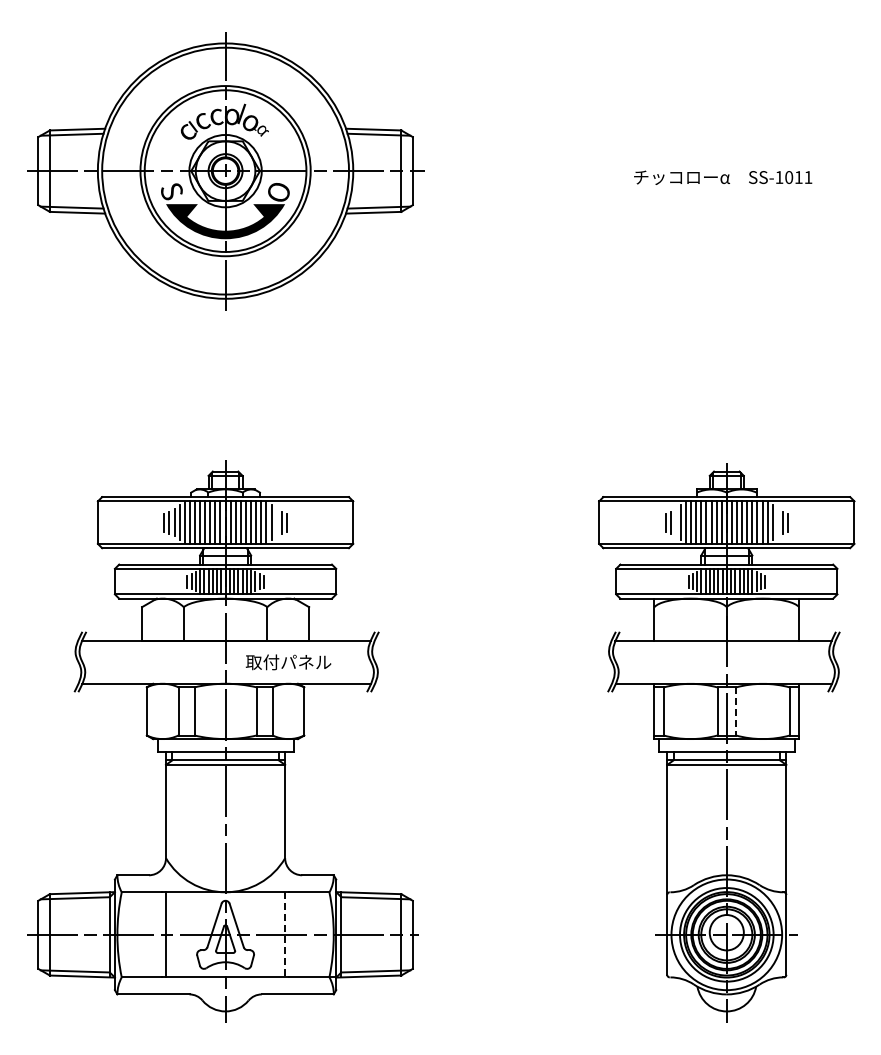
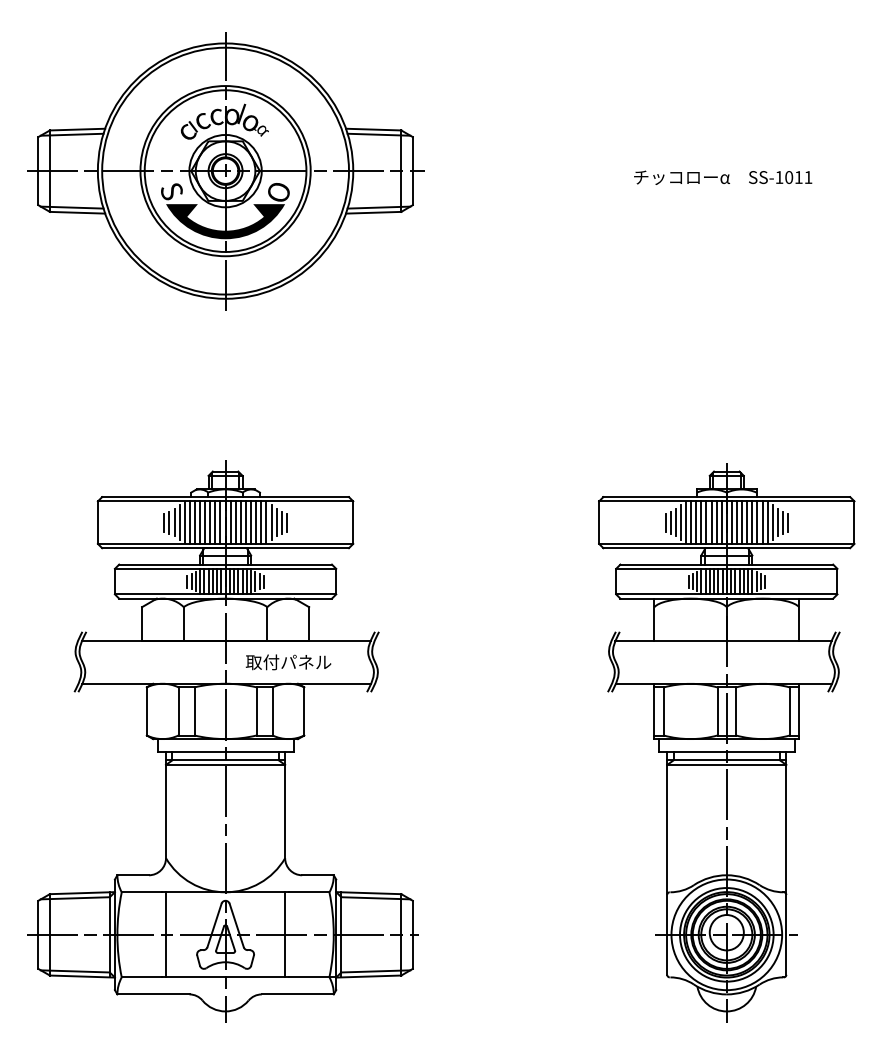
line: none -> present (276, 522)
line: none -> present (675, 522)
line: none -> present (777, 522)
line: dashed -> solid (736, 711)
line: dashed -> solid (285, 934)
